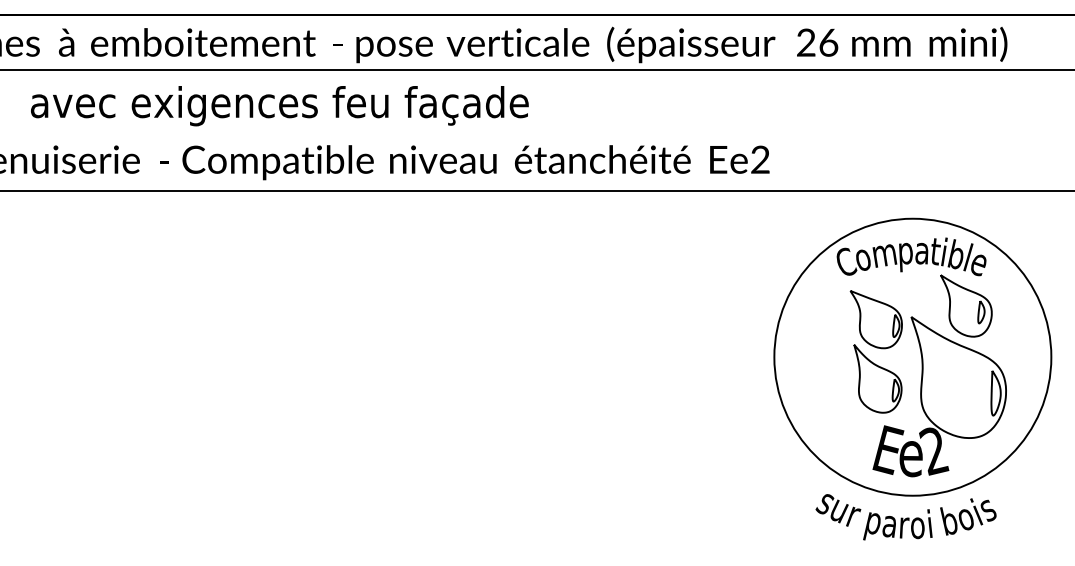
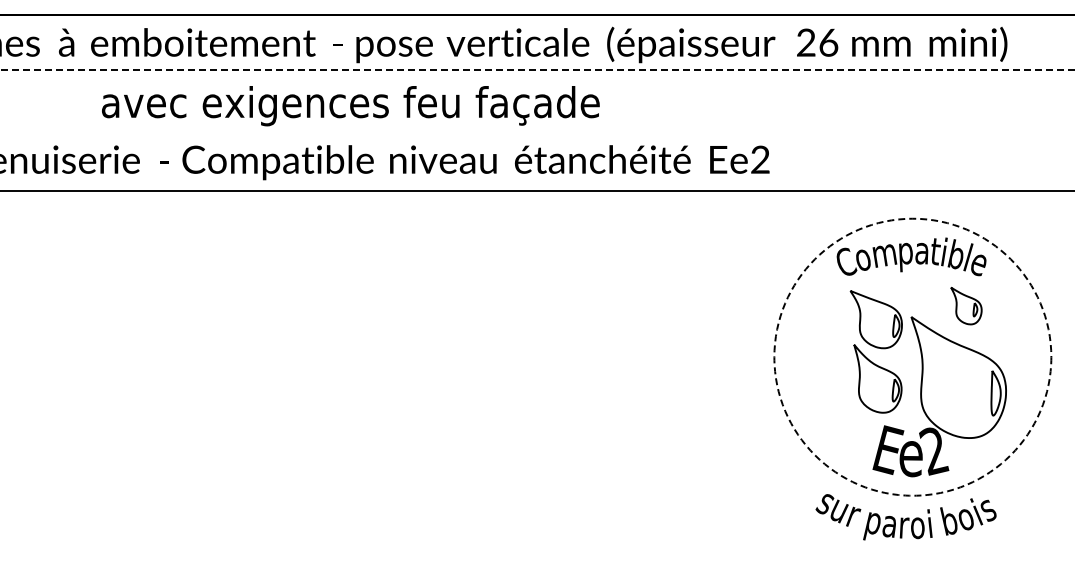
line: solid -> dashed (536, 70)
text position: (279, 106) -> (350, 106) (350, 106)
part size: 53x64 px -> 33x39 px (966, 306)
circle: solid -> dashed (912, 356)
